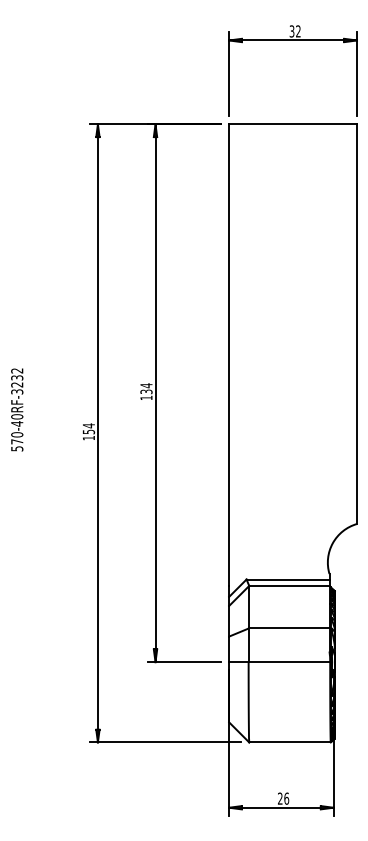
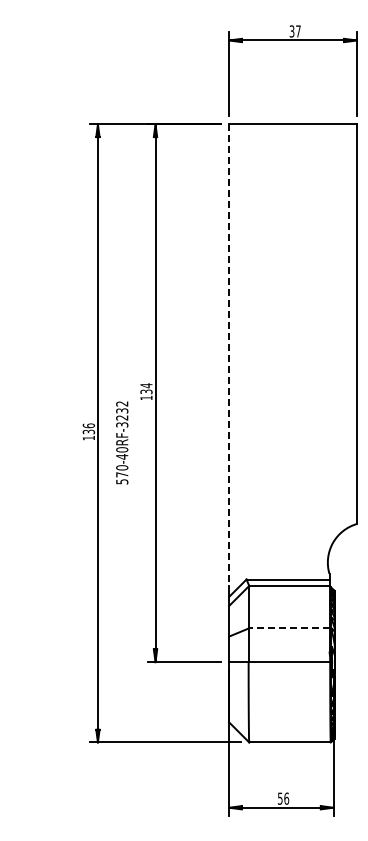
text: 32 -> 37 (298, 31)
line: solid -> dashed (229, 355)
text position: (17, 409) -> (122, 442) (122, 442)
text: 154 -> 136 (88, 428)
line: solid -> dashed (288, 627)
text: 26 -> 56 (280, 798)
